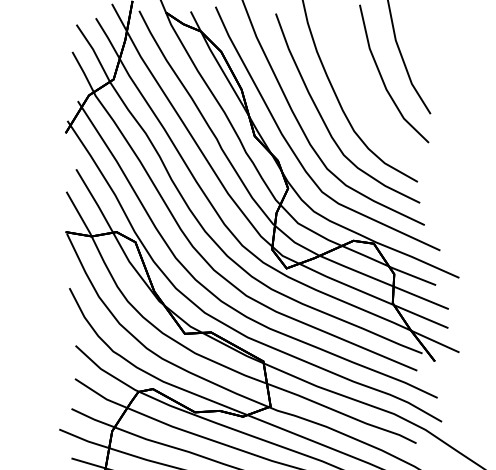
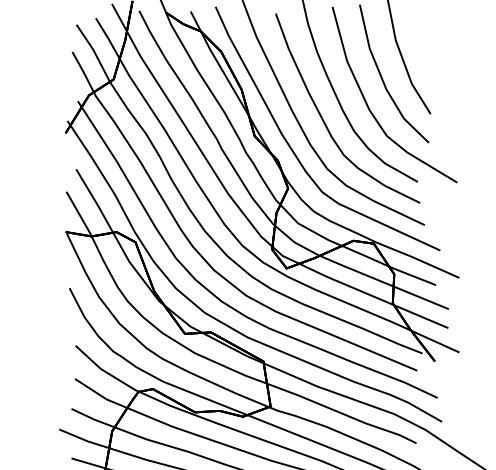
part: none -> present (369, 107)
